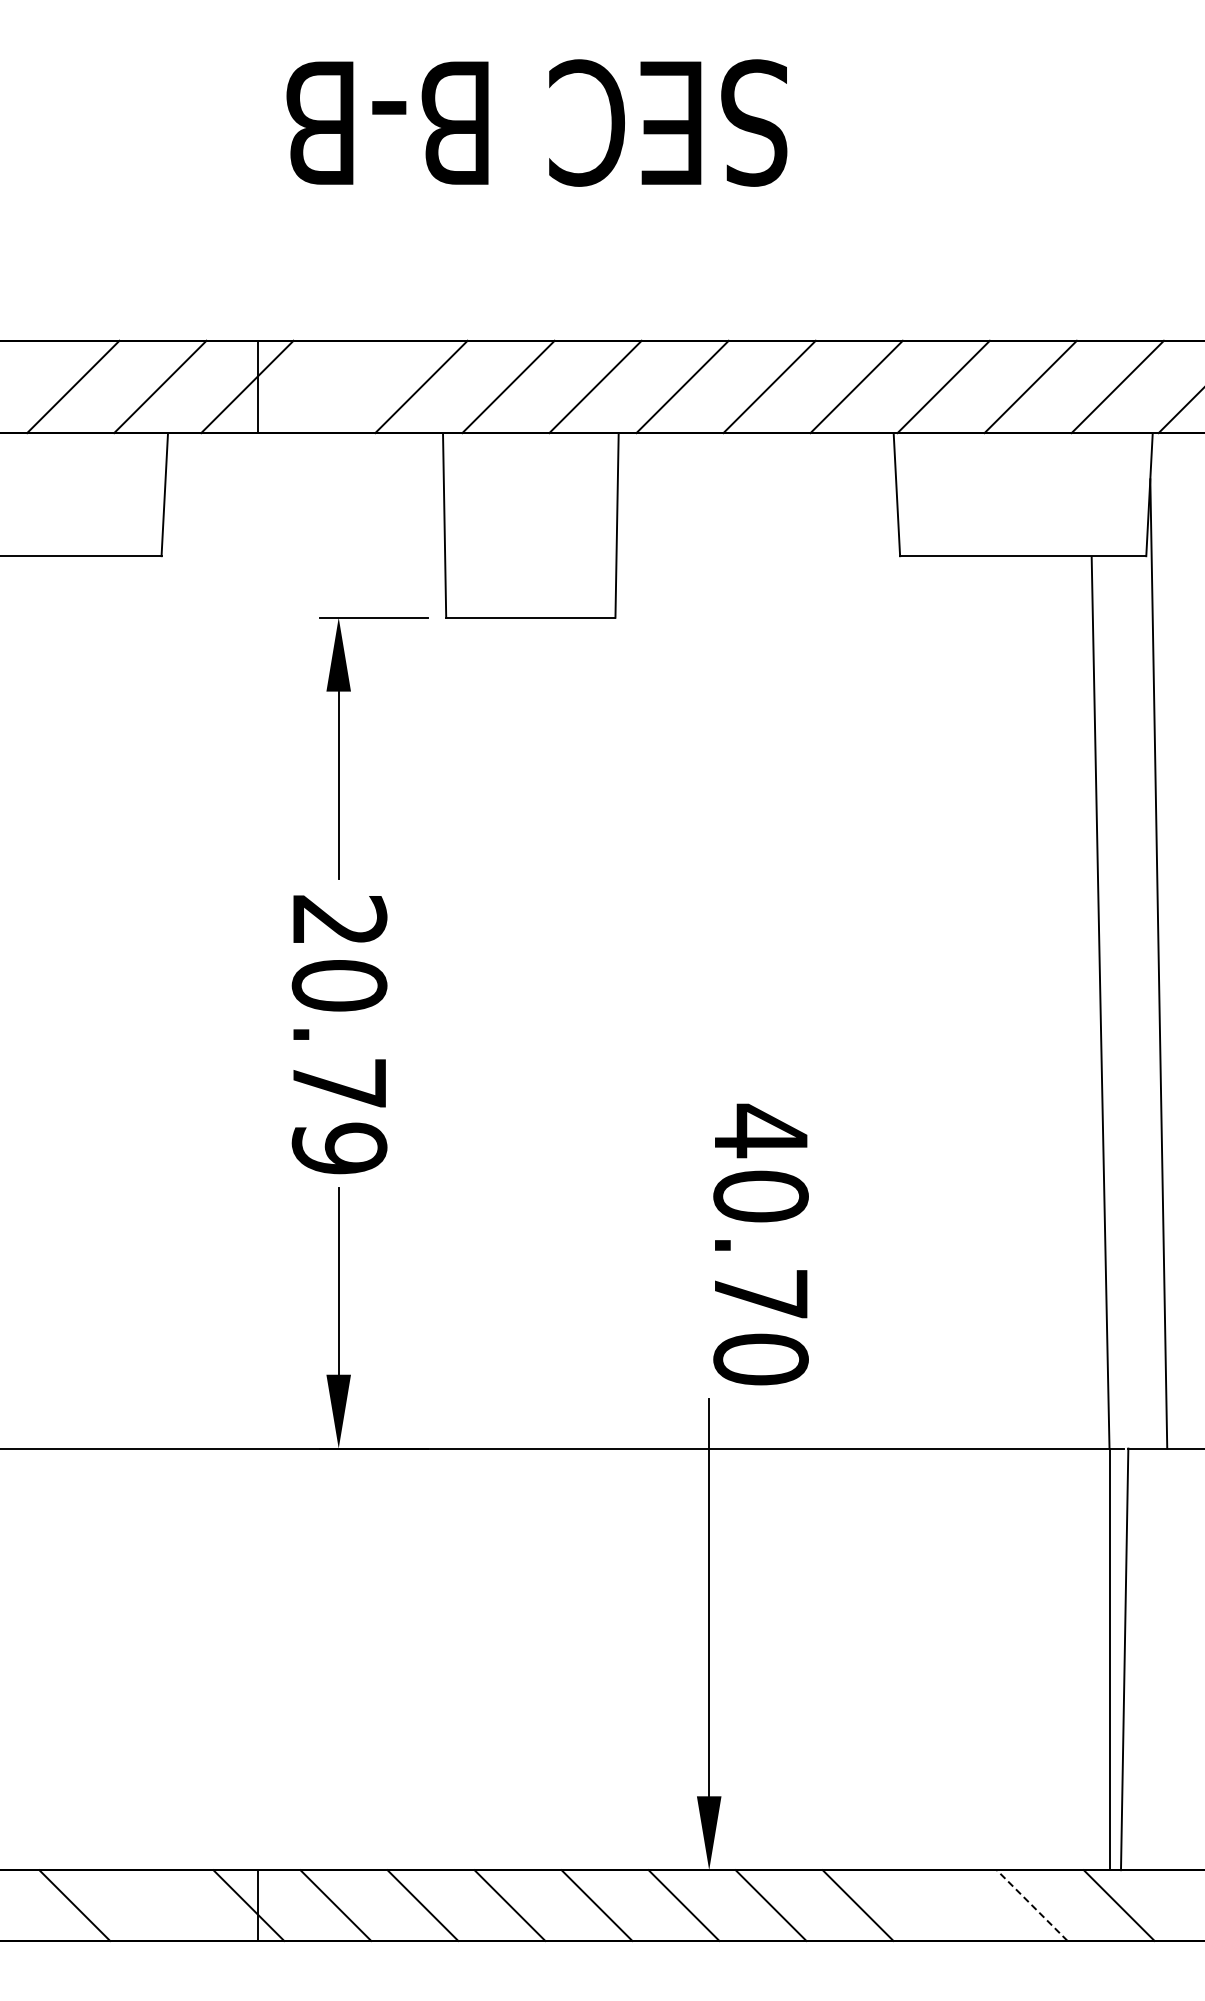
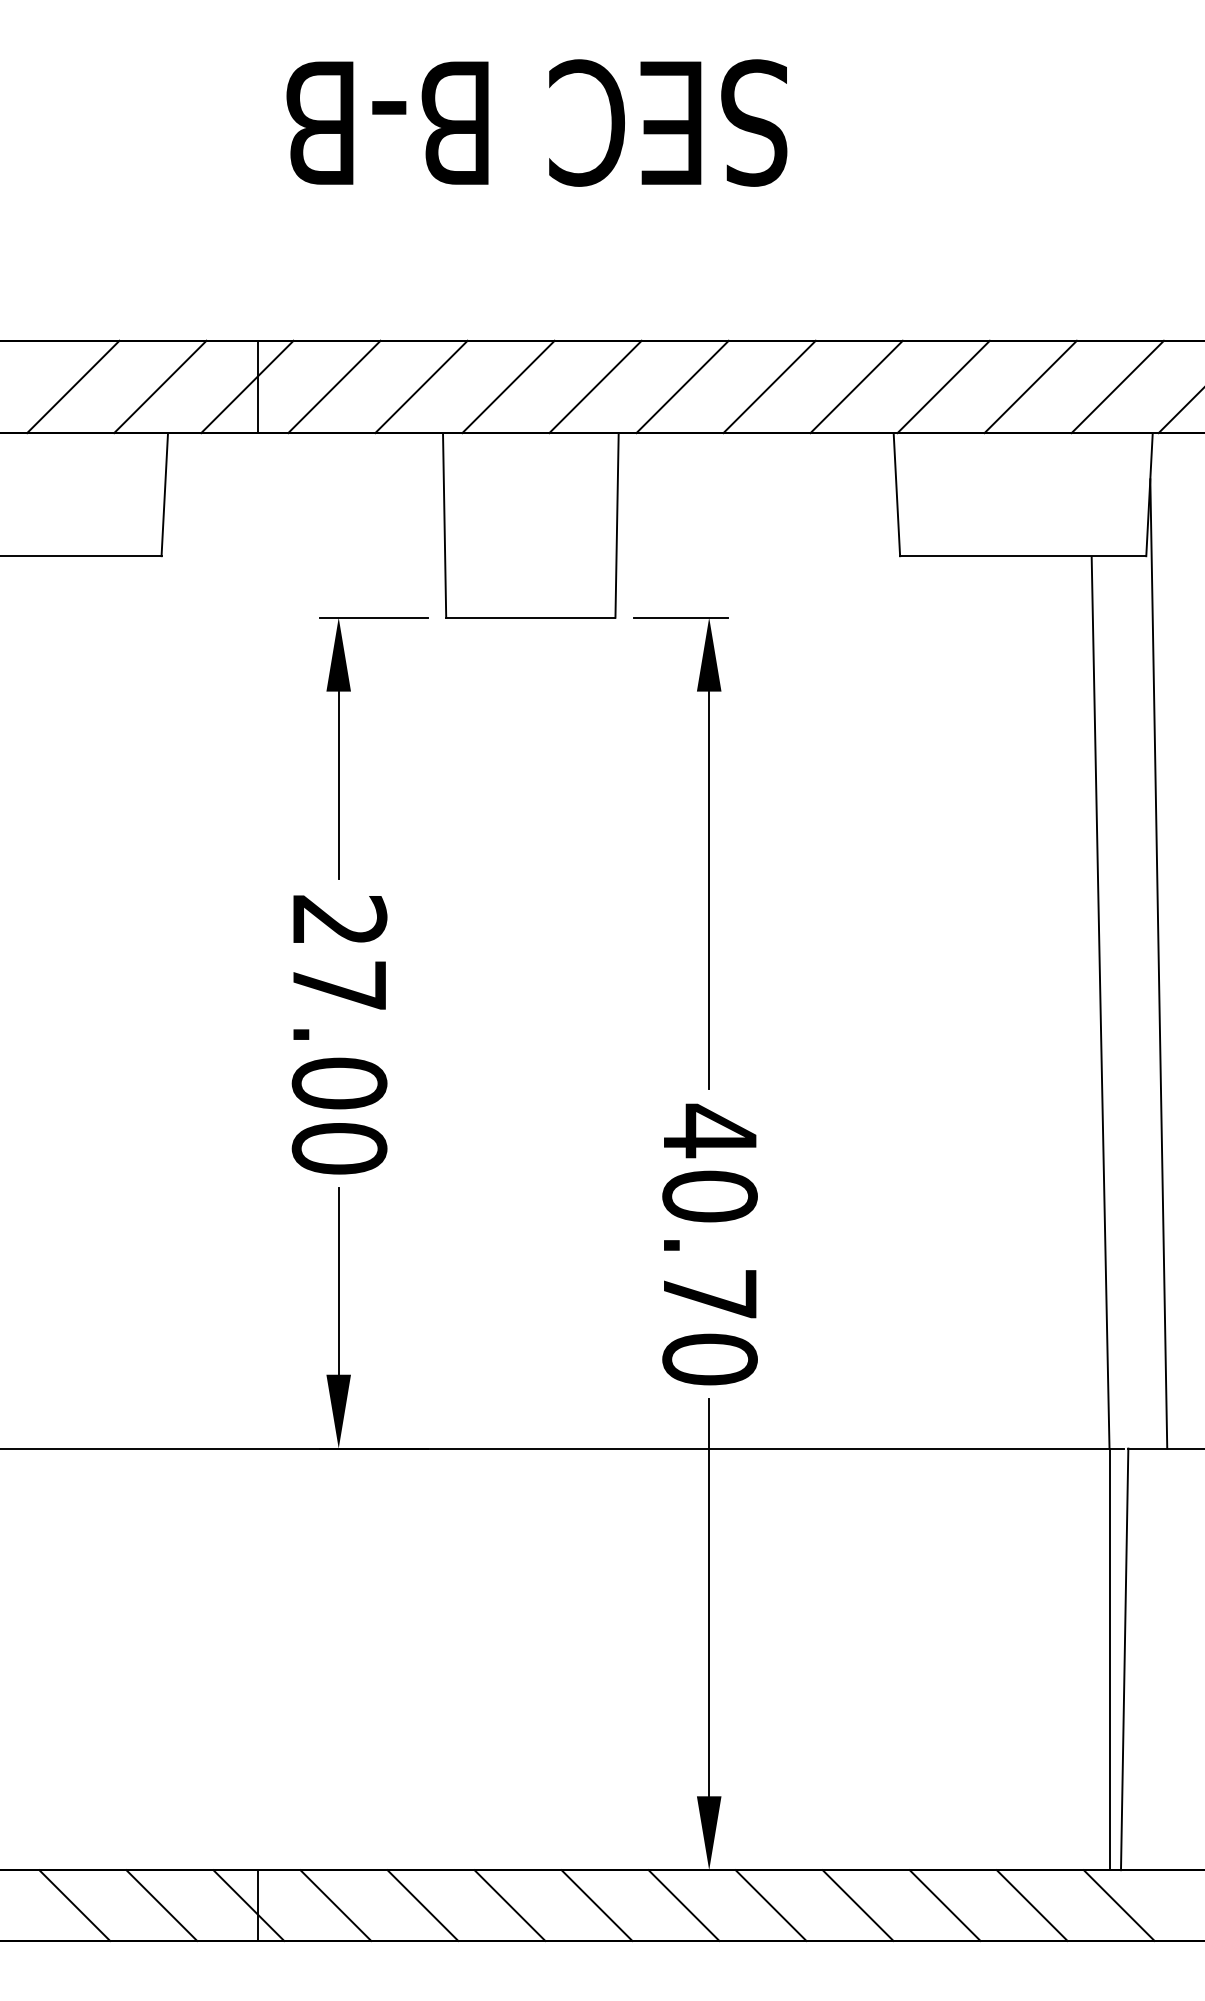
line: none -> present (334, 386)
part: none -> present (708, 853)
text: 20.79 -> 27.00 (339, 1067)
text position: (760, 1244) -> (709, 1244) (709, 1244)
line: none -> present (161, 1905)
line: none -> present (944, 1905)
line: dashed -> solid (1031, 1905)
